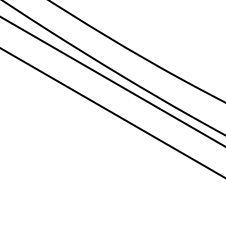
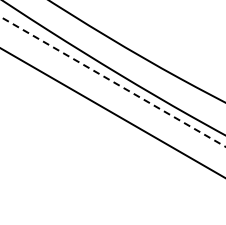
line: solid -> dashed (112, 81)
